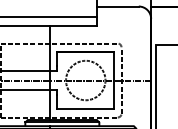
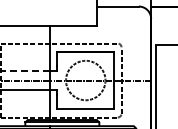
line: present -> none (49, 17)
line: solid -> dashed (25, 70)
